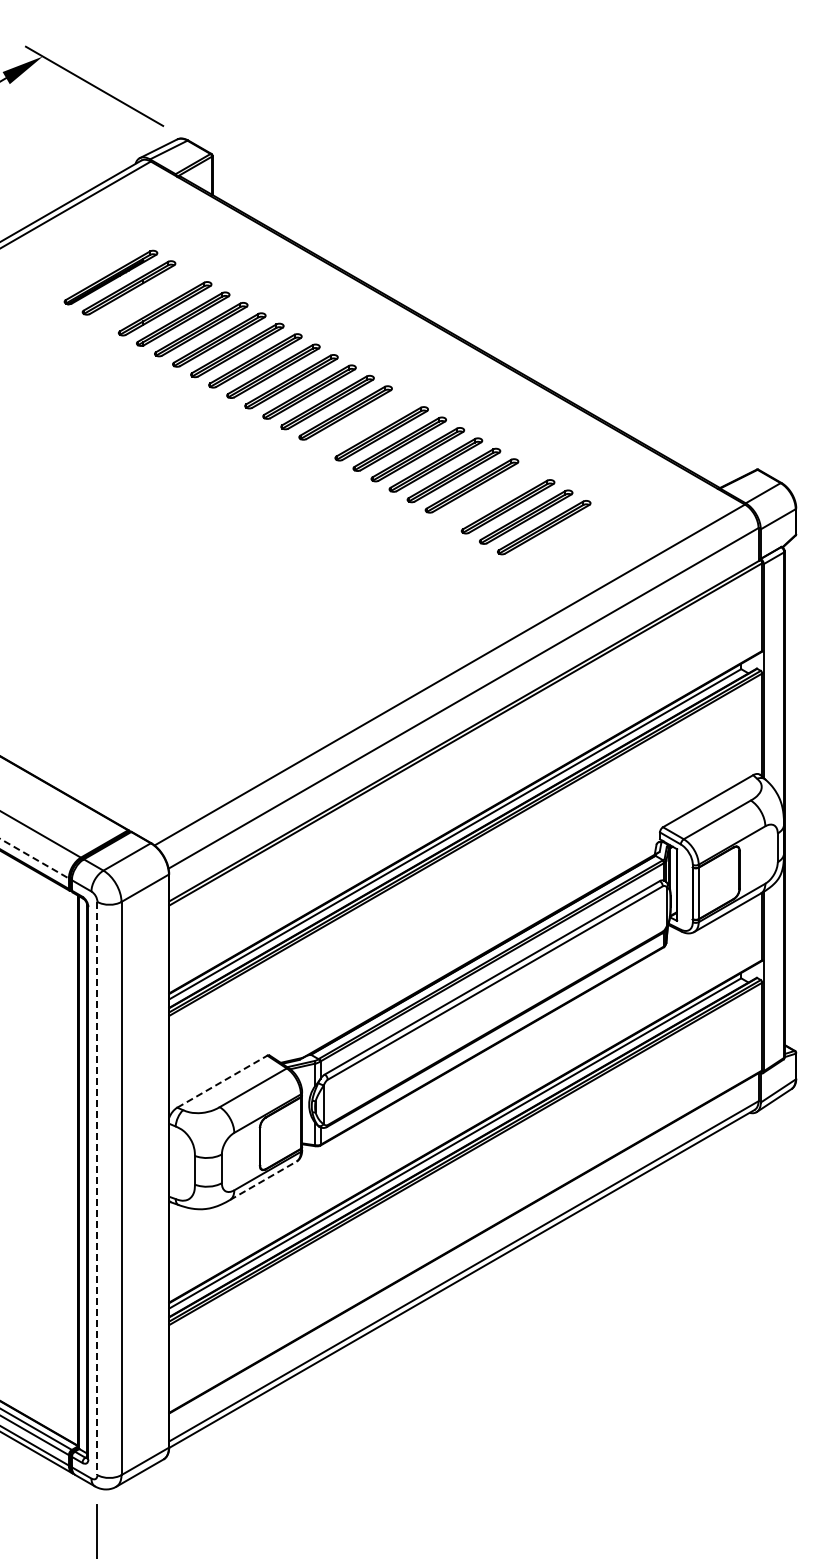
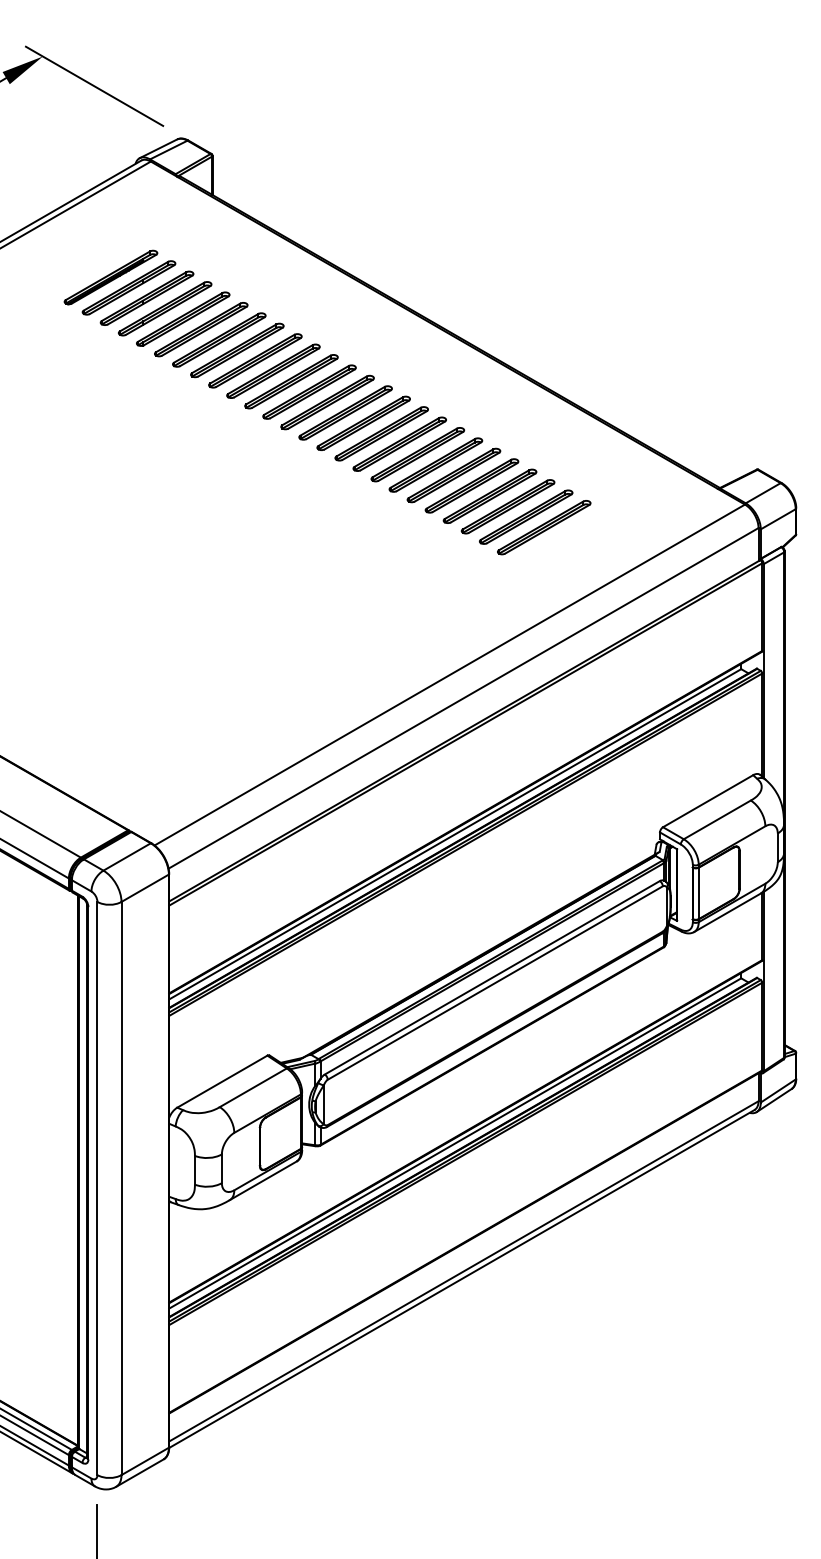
part: none -> present (146, 297)
part: none -> present (363, 422)
part: none -> present (489, 495)
line: dashed -> solid (35, 858)
line: dashed -> solid (222, 1081)
line: dashed -> solid (263, 1180)
line: dashed -> solid (97, 1188)
